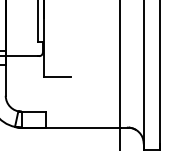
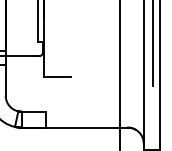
line: none -> present (153, 43)
